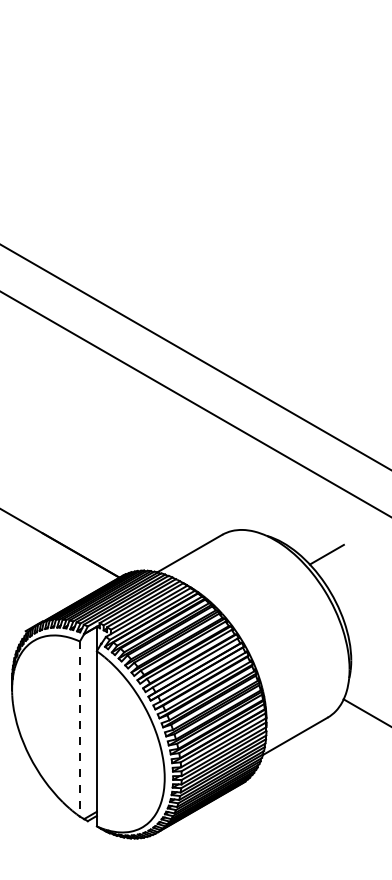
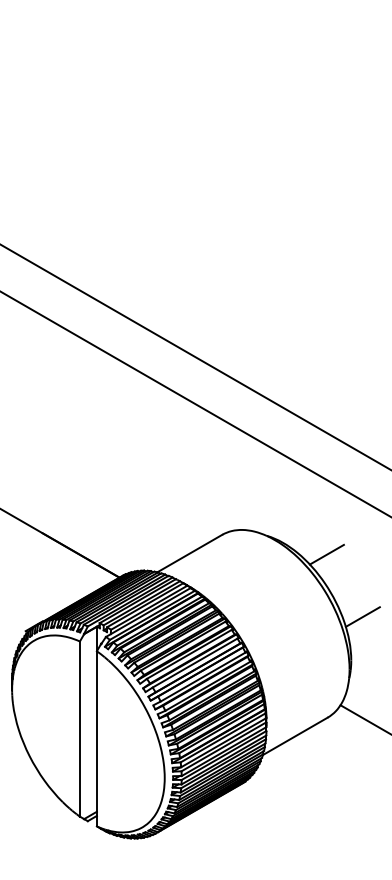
line: none -> present (362, 616)
line position: (365, 712) -> (364, 718) (364, 718)
line: dashed -> solid (79, 729)
